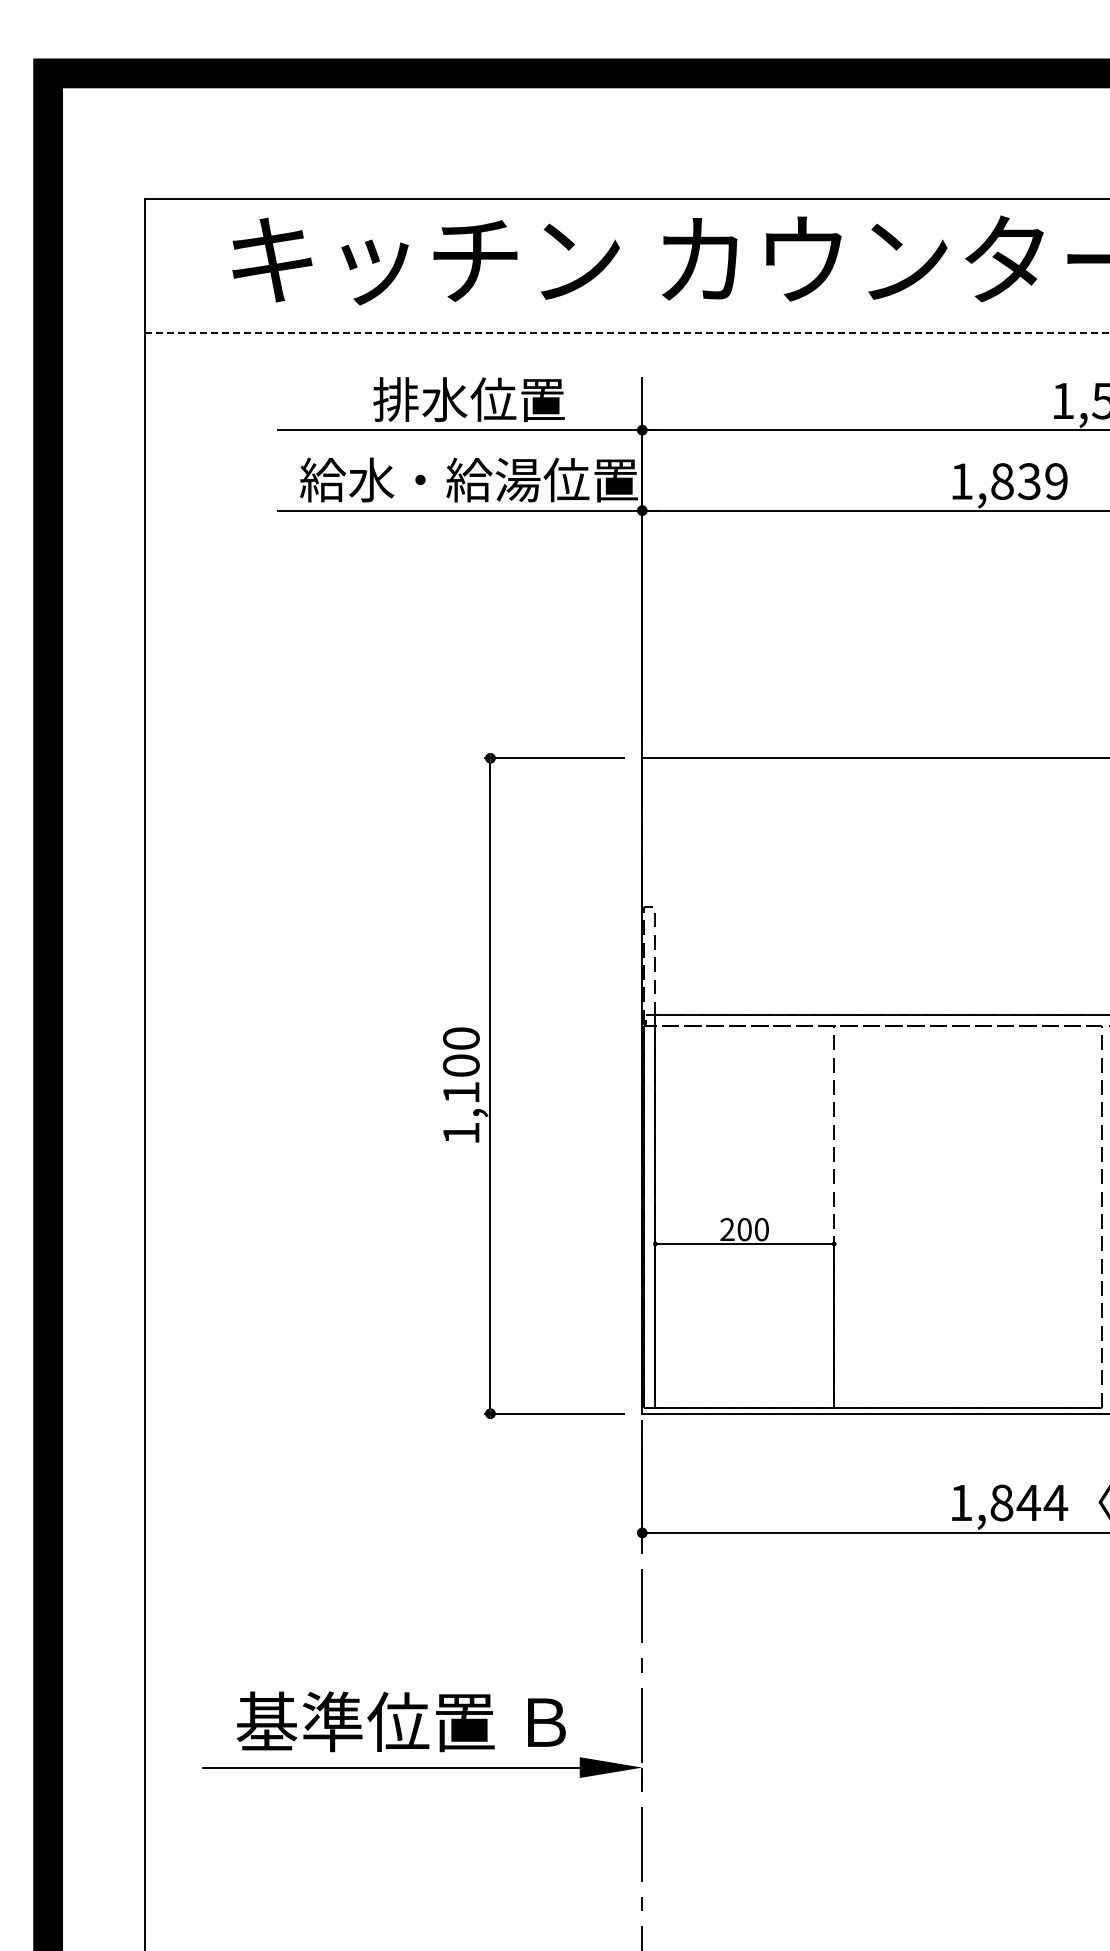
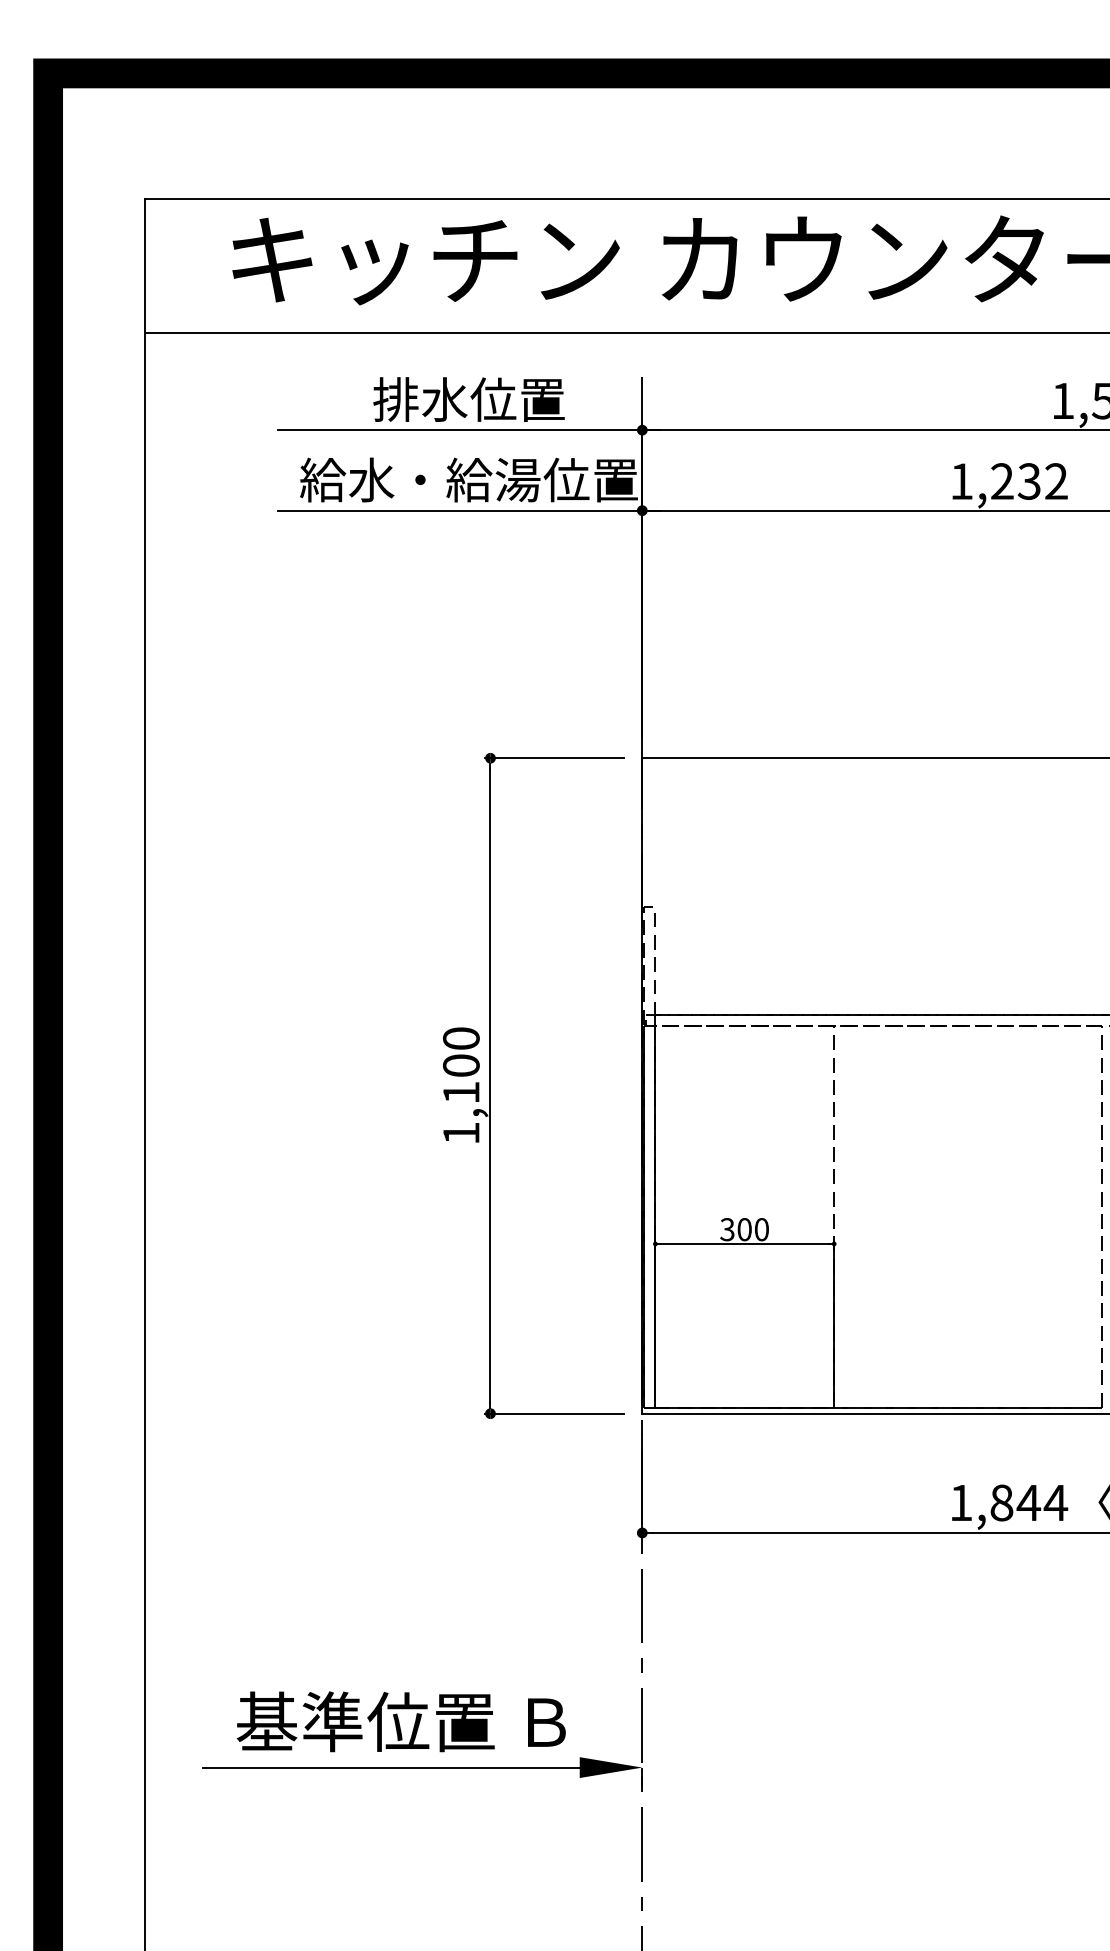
line: dashed -> solid (627, 333)
text: 1,839 -> 1,232 (1029, 481)
text: 200 -> 300 (727, 1229)
